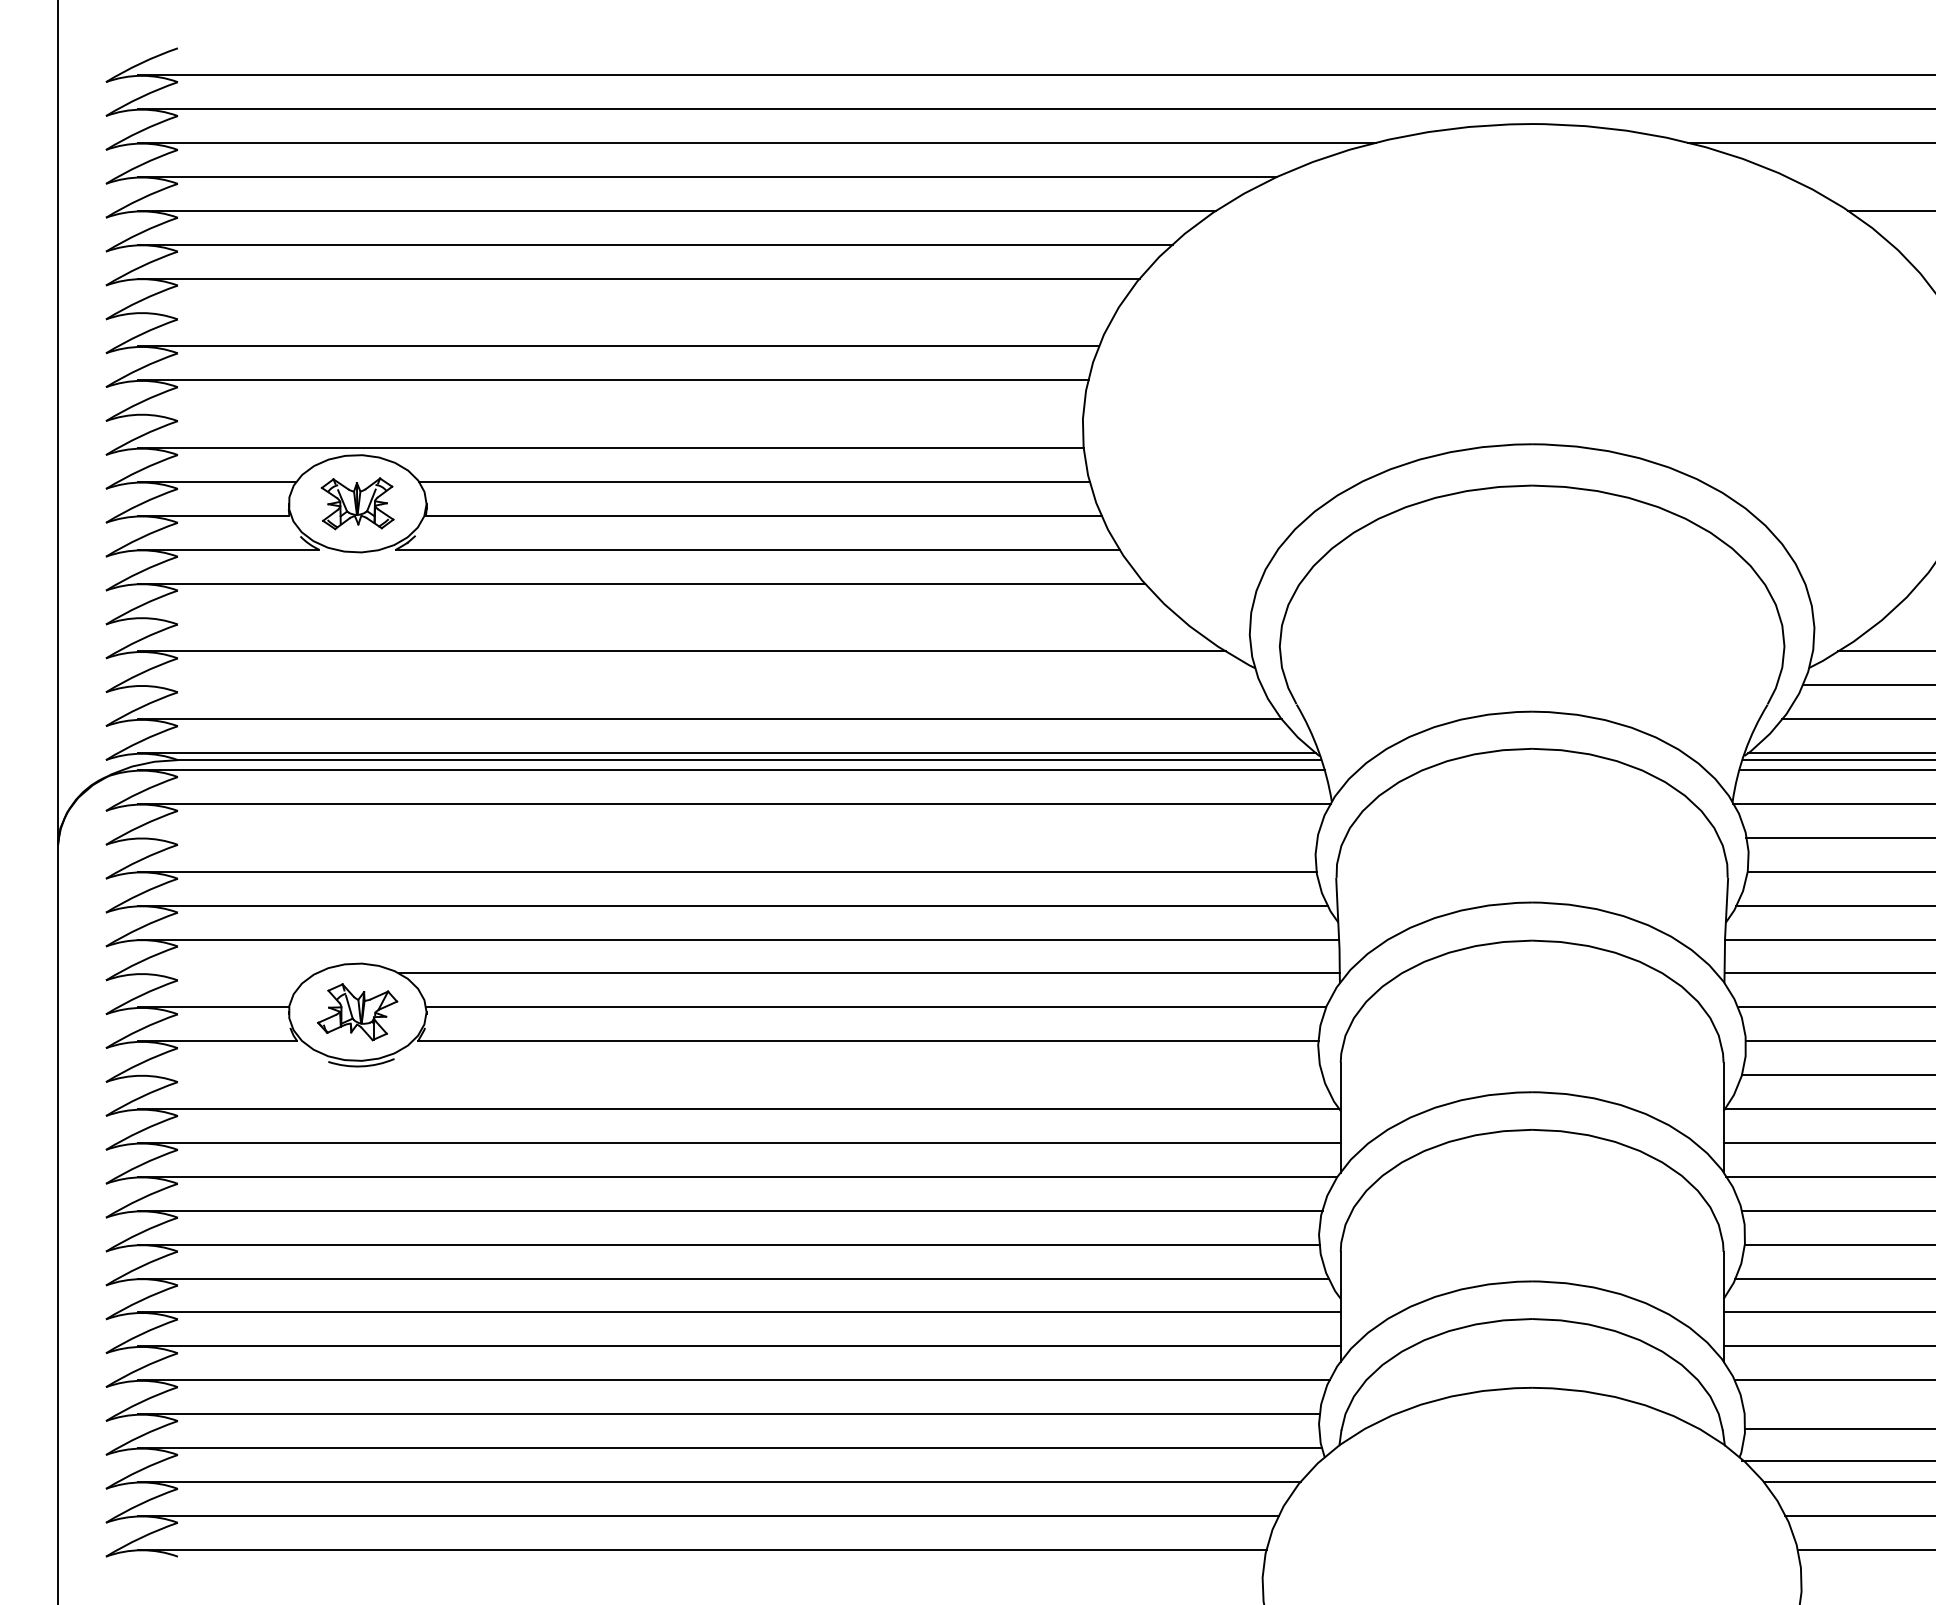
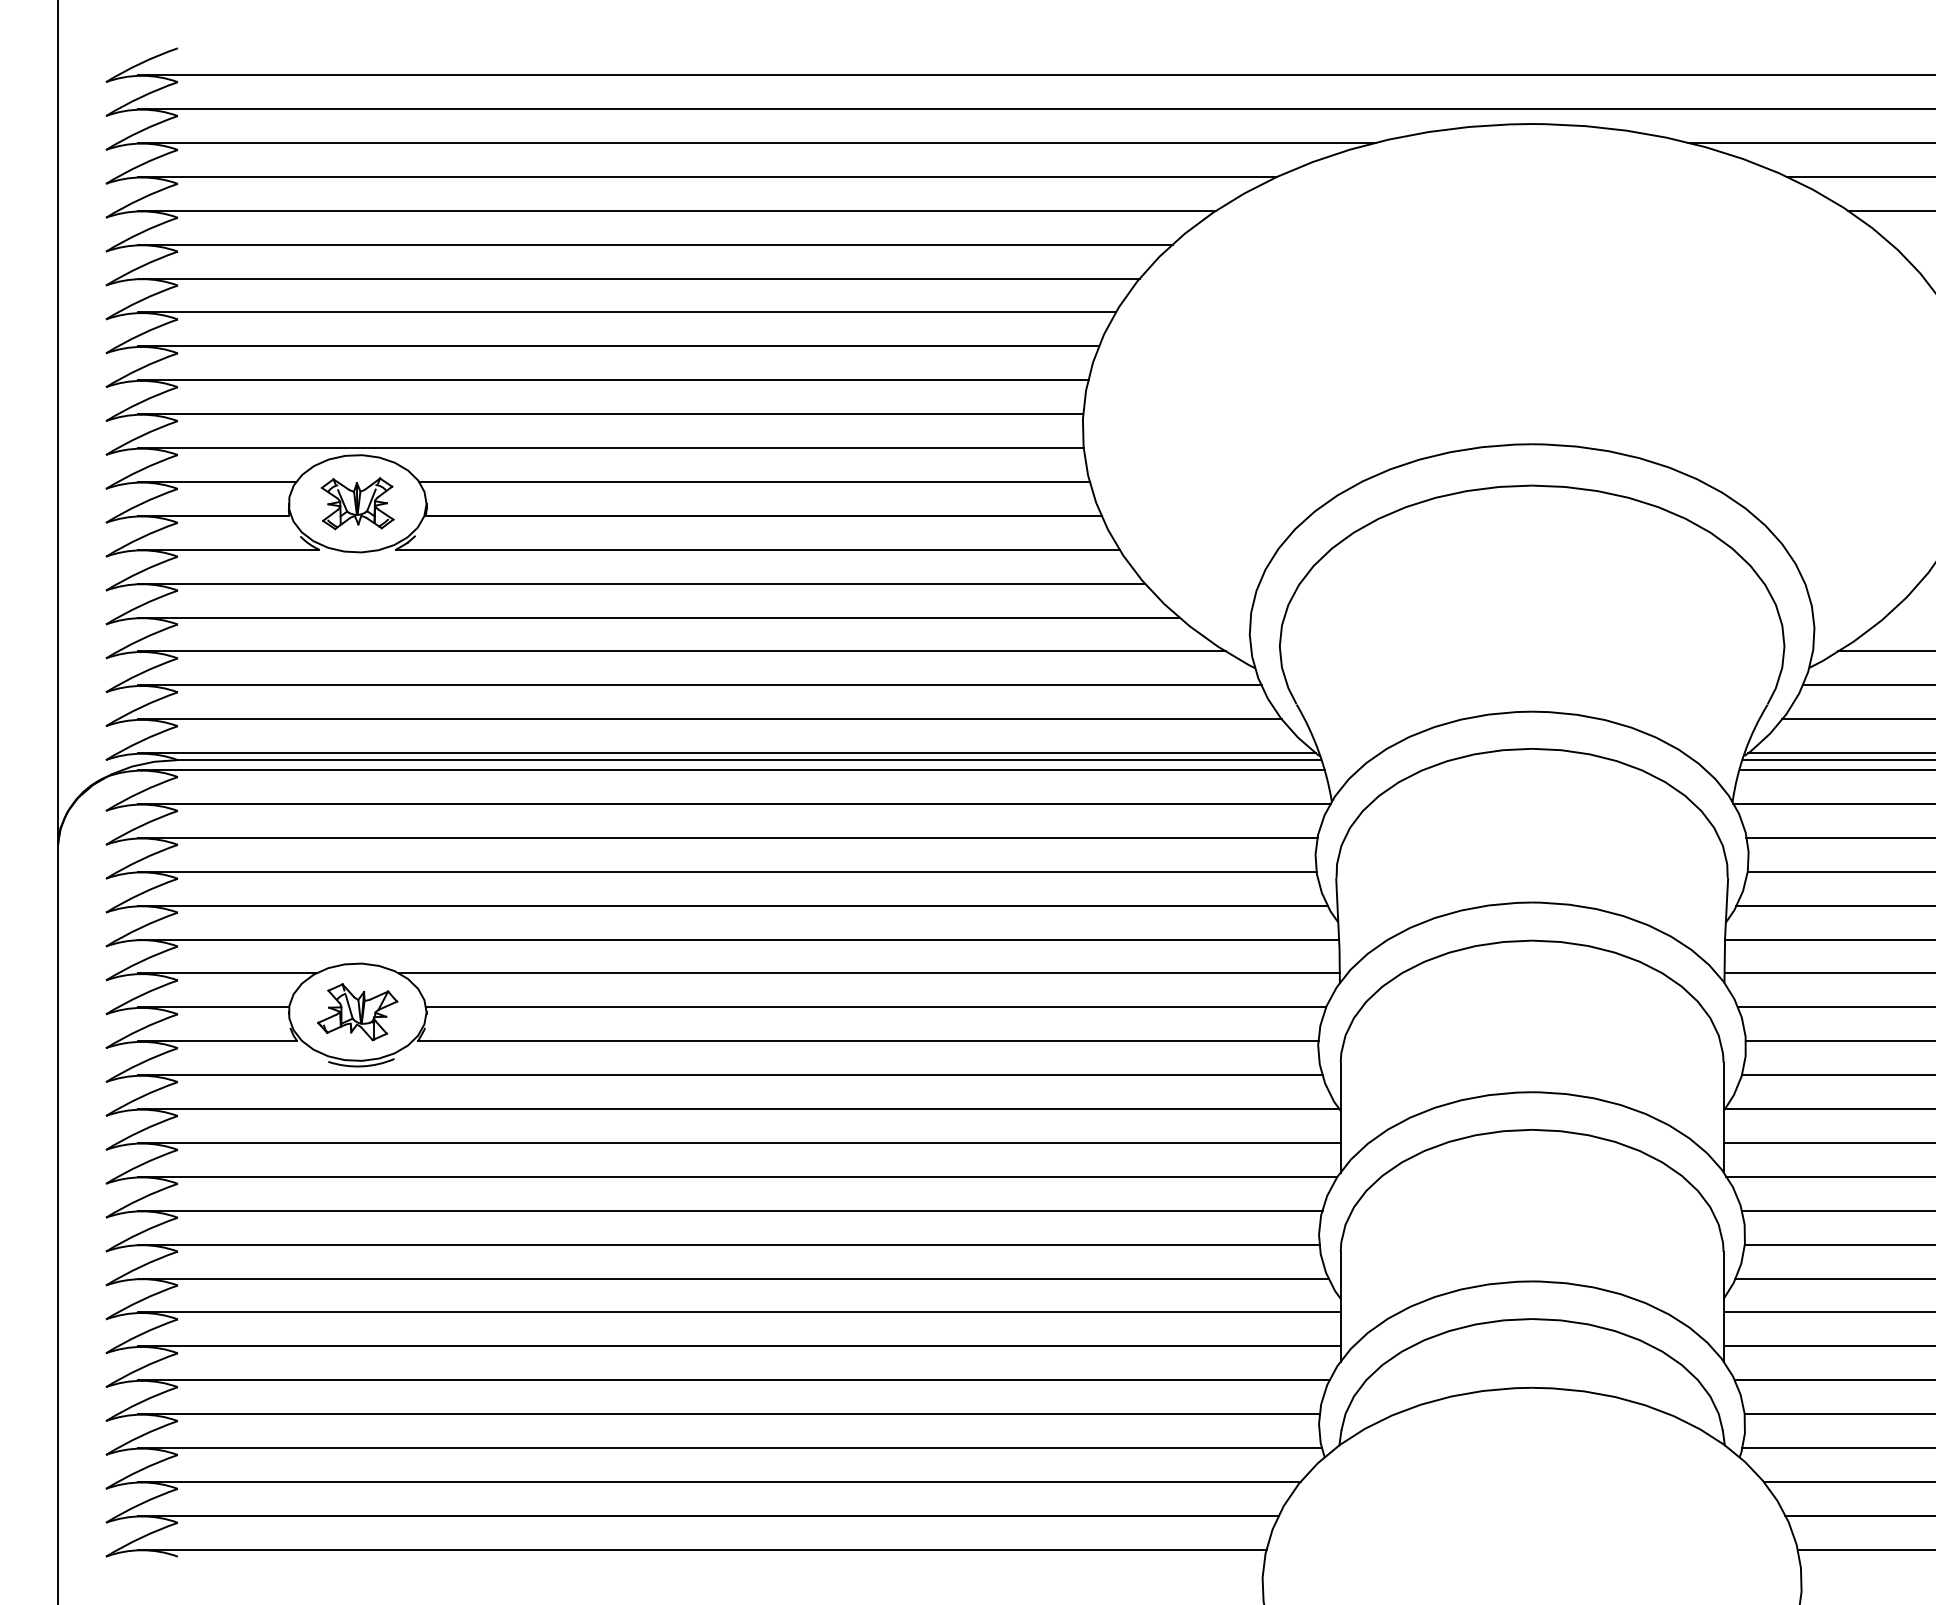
line: none -> present (1859, 176)
line: none -> present (627, 312)
line: none -> present (610, 414)
line: none -> present (658, 617)
line: none -> present (699, 685)
line: none -> present (727, 837)
line: none -> present (227, 973)
line: none -> present (730, 1075)
line position: (1838, 1429) -> (1838, 1414) (1838, 1414)
line position: (1837, 1460) -> (1837, 1447) (1837, 1447)
